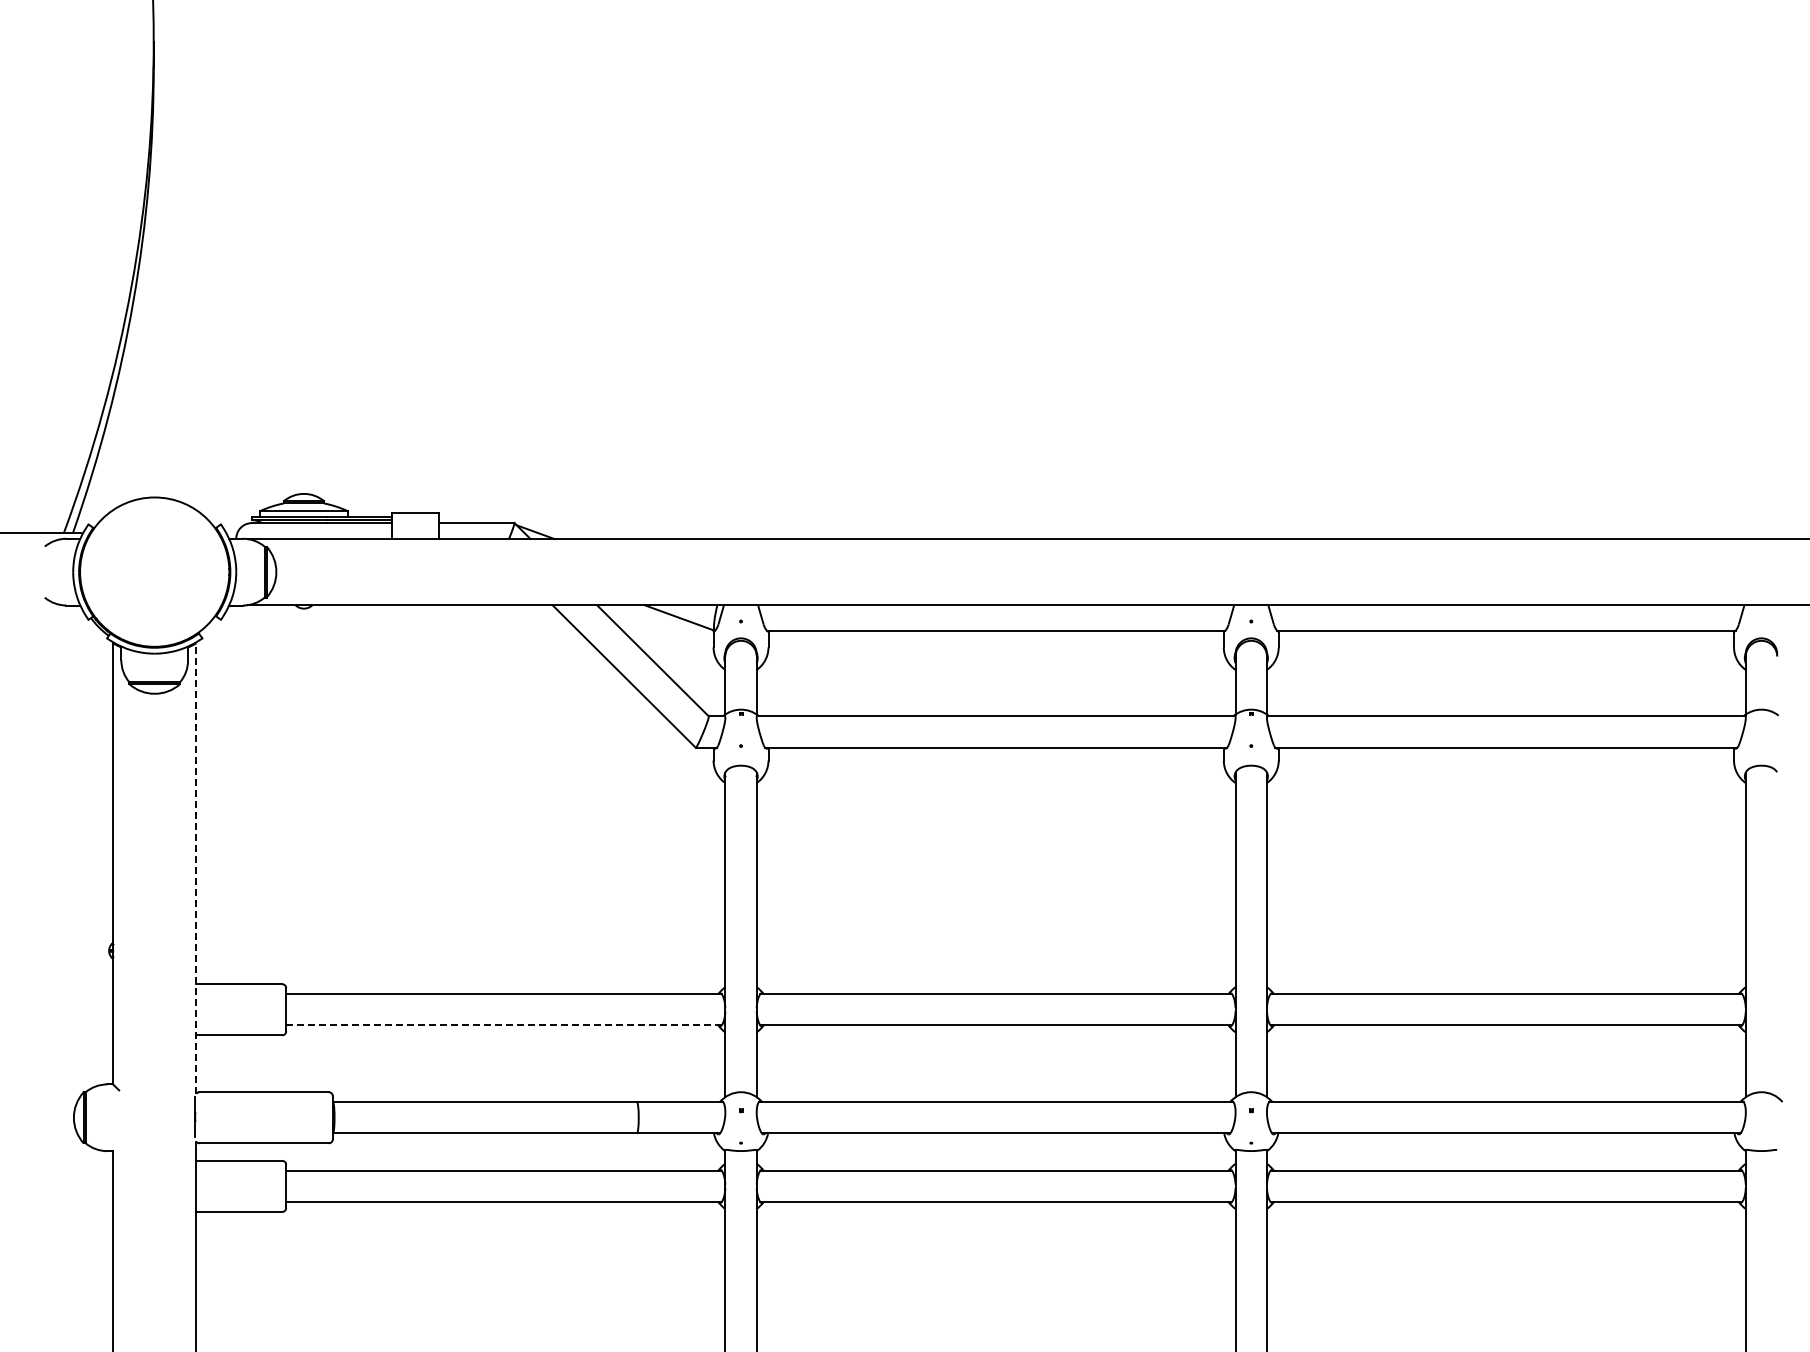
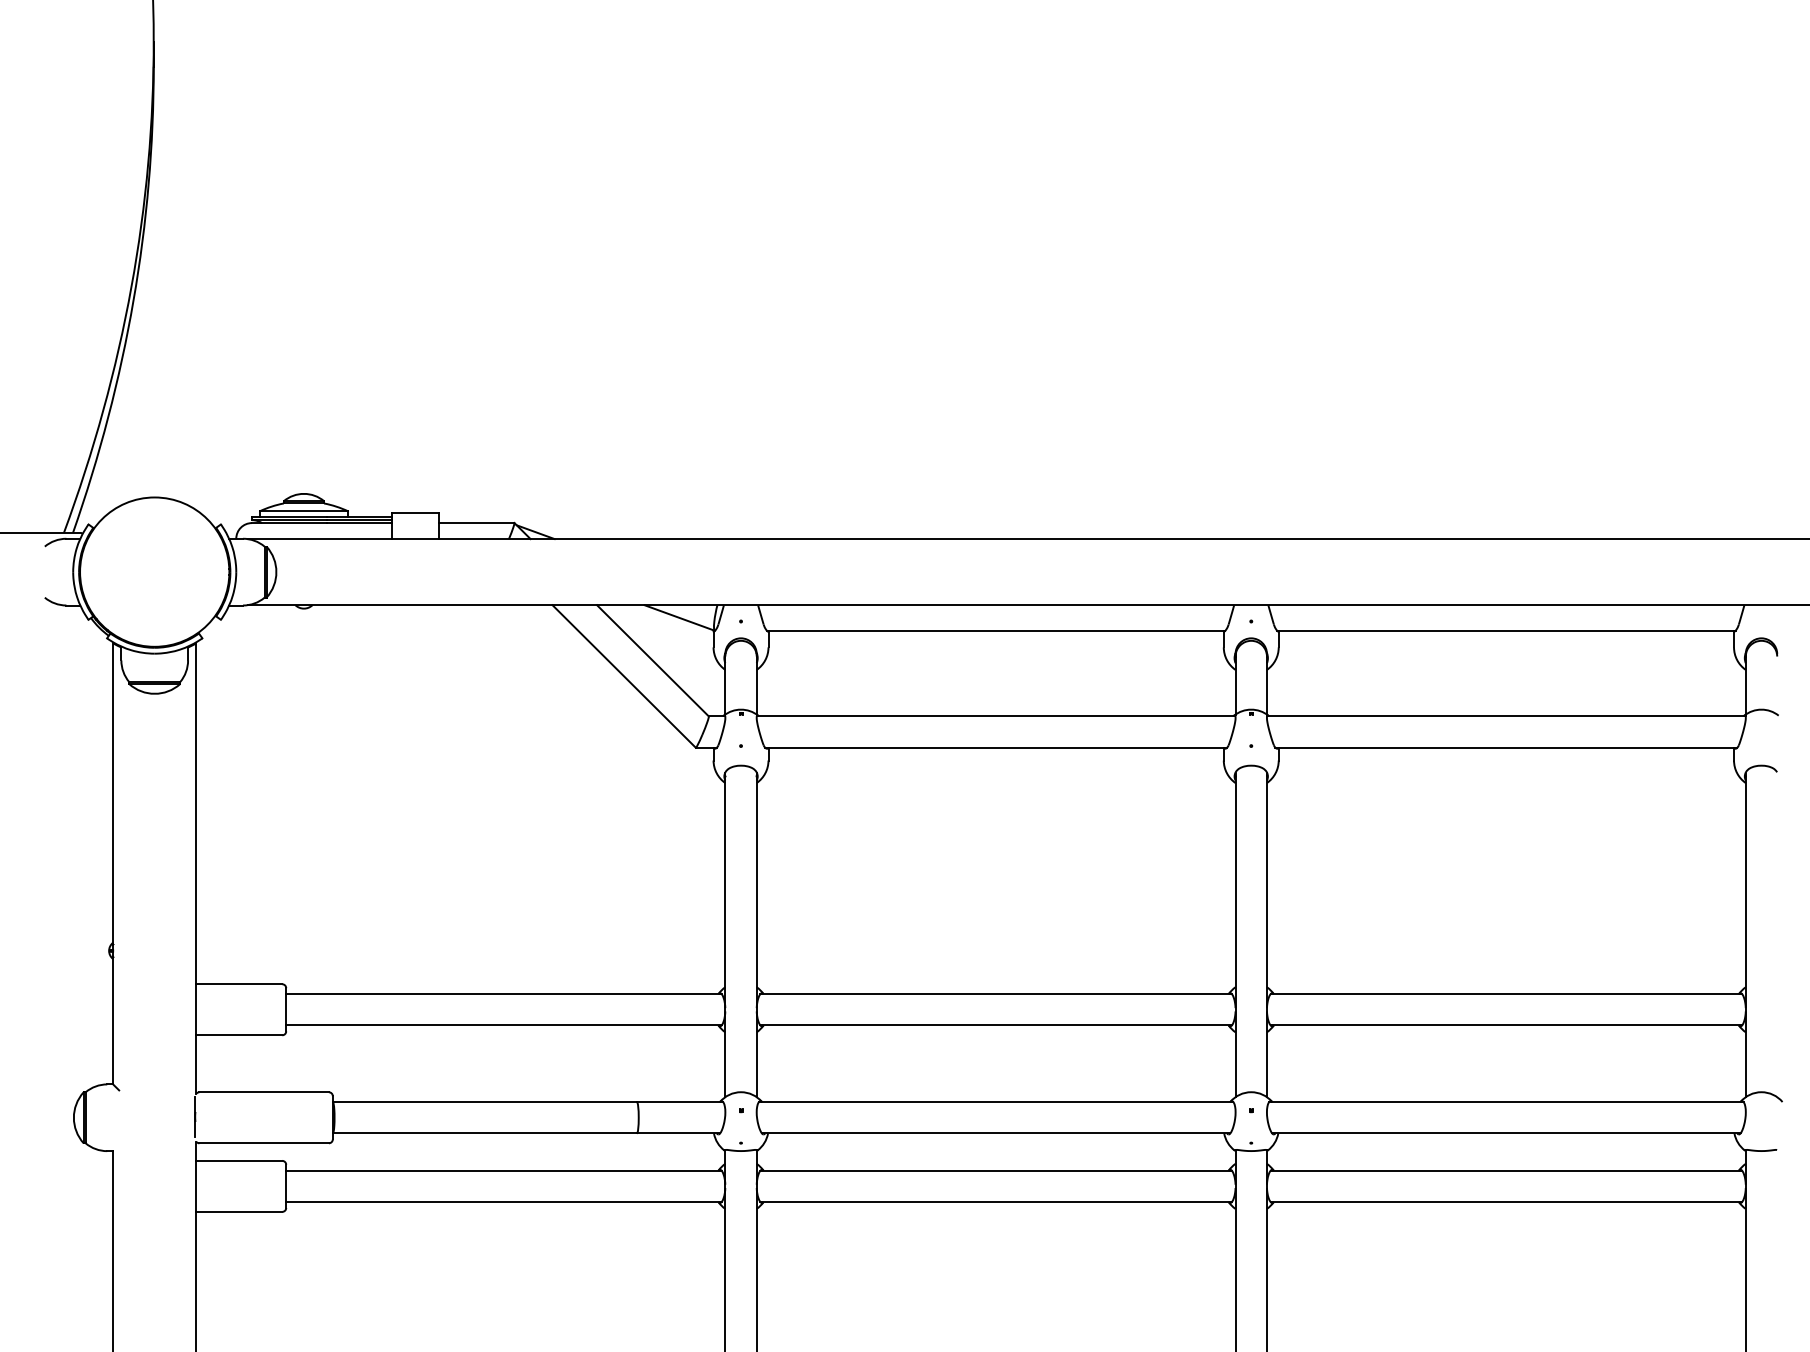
line: dashed -> solid (196, 868)
line: dashed -> solid (503, 1025)
